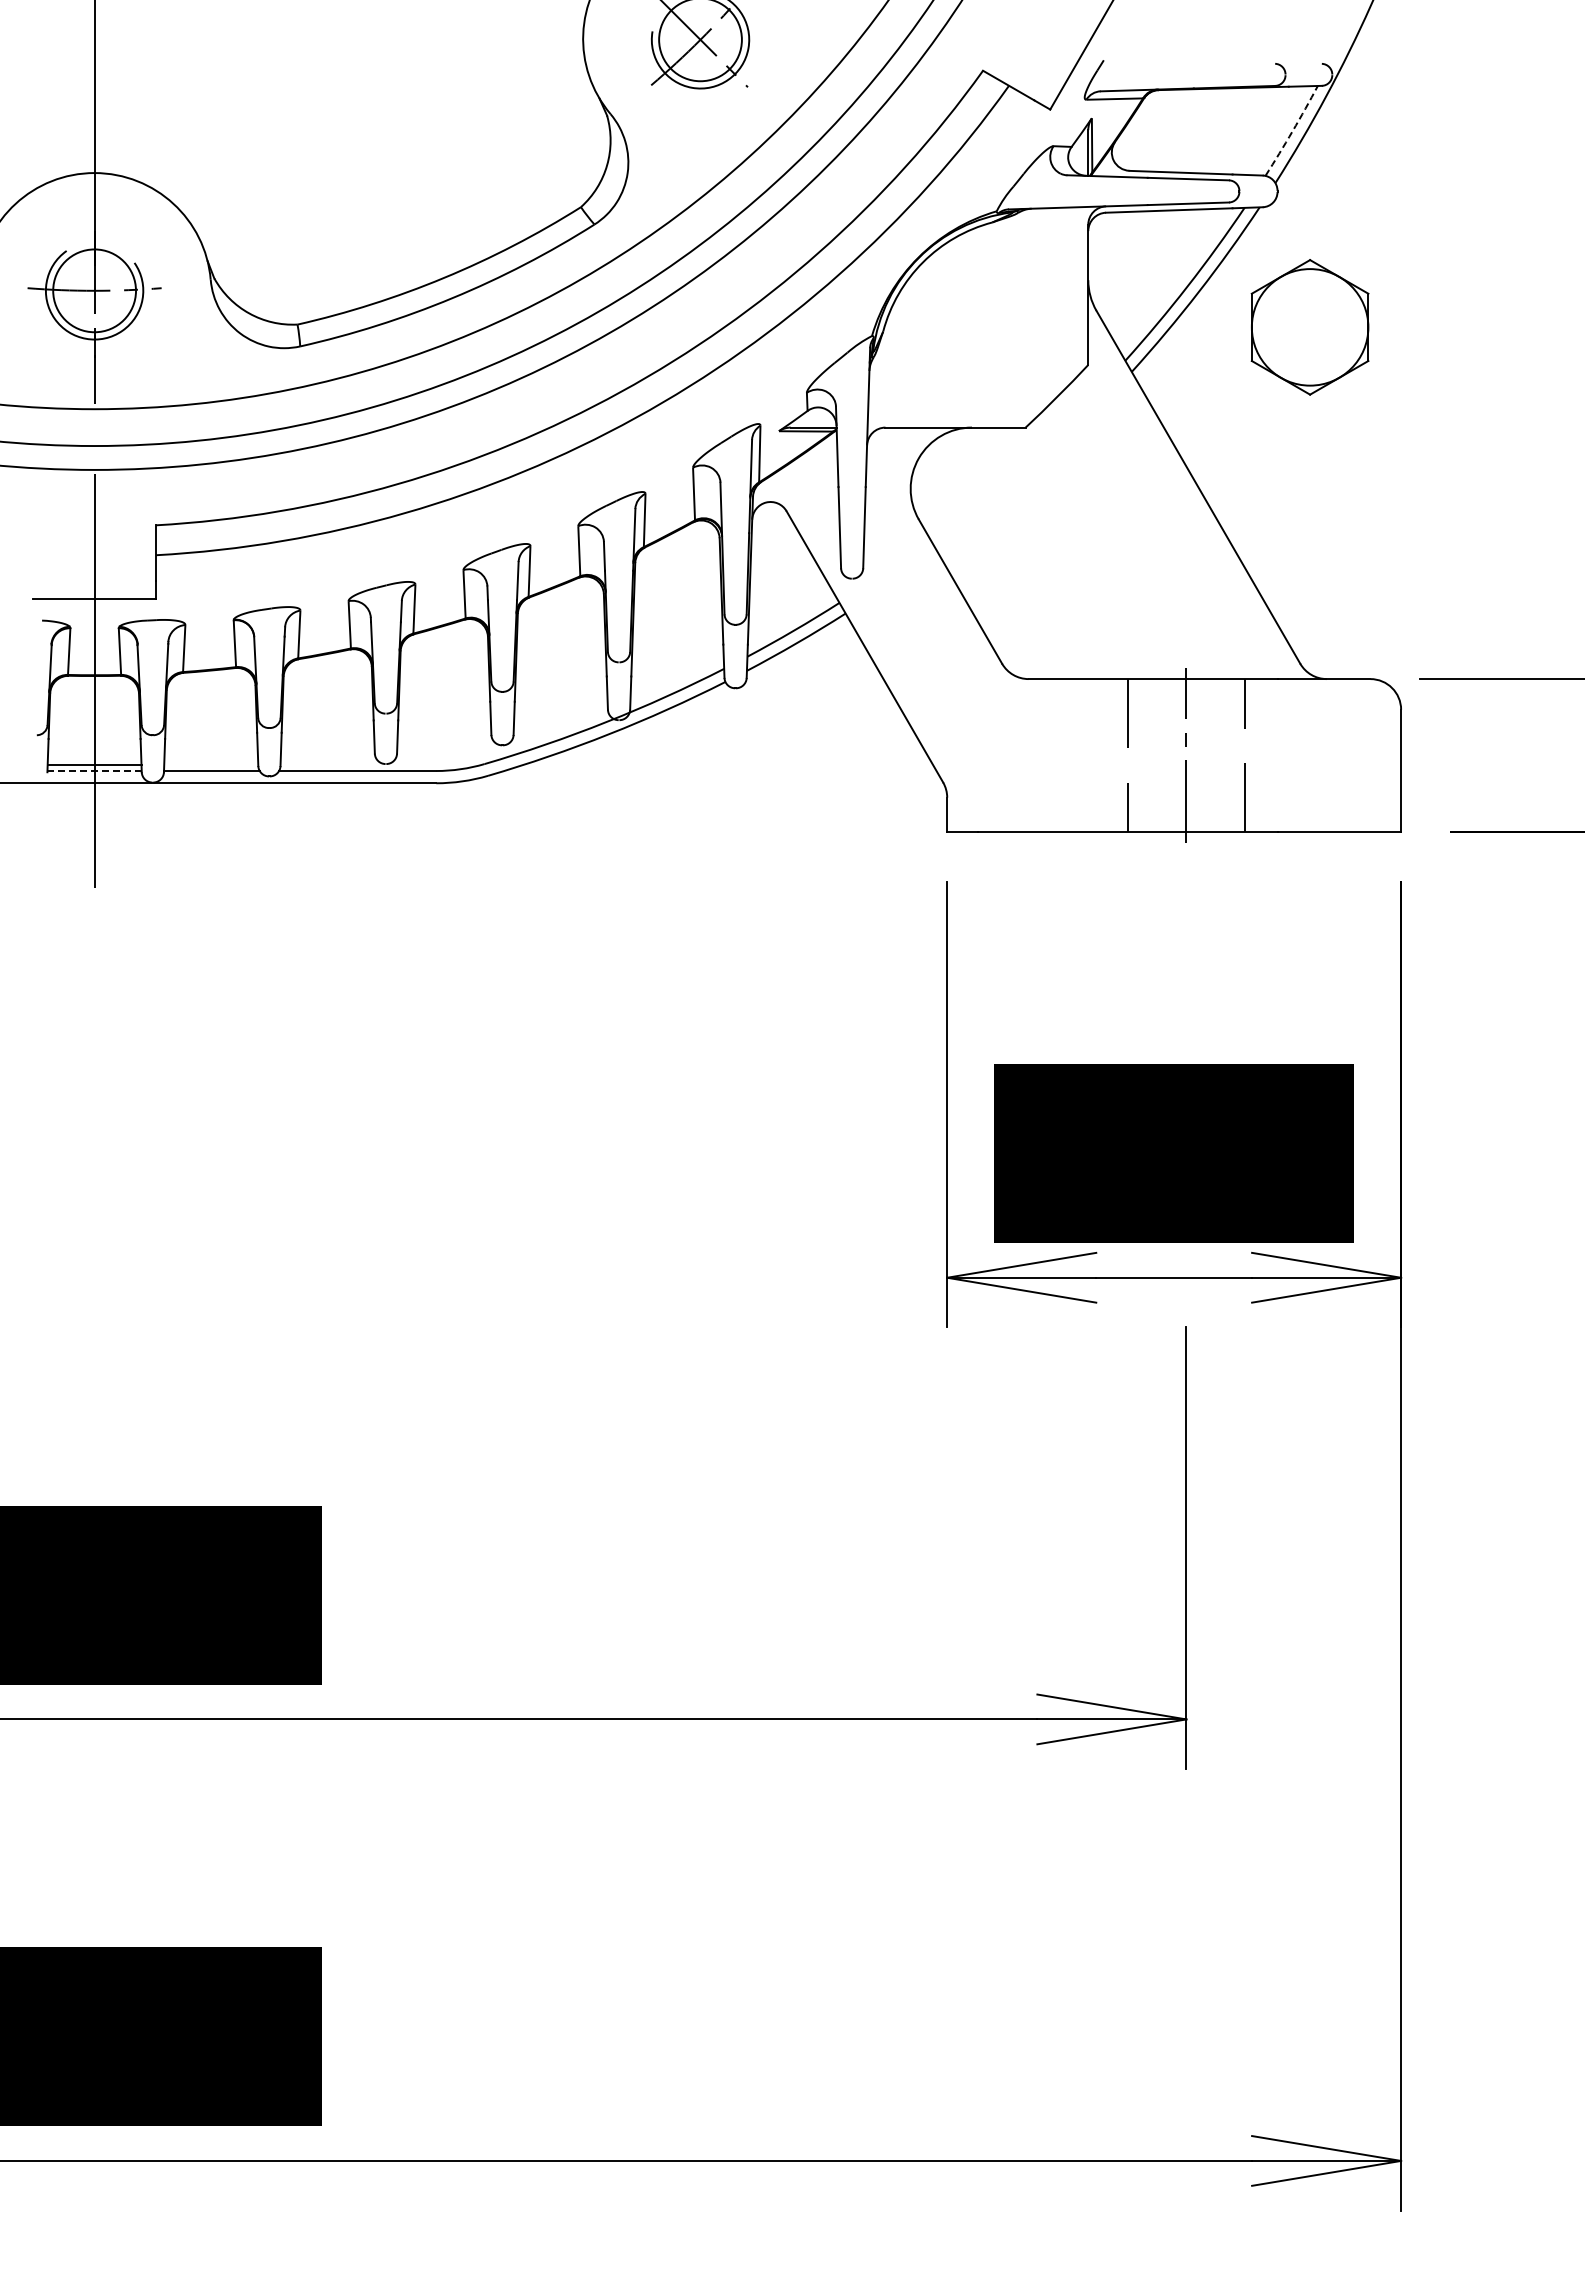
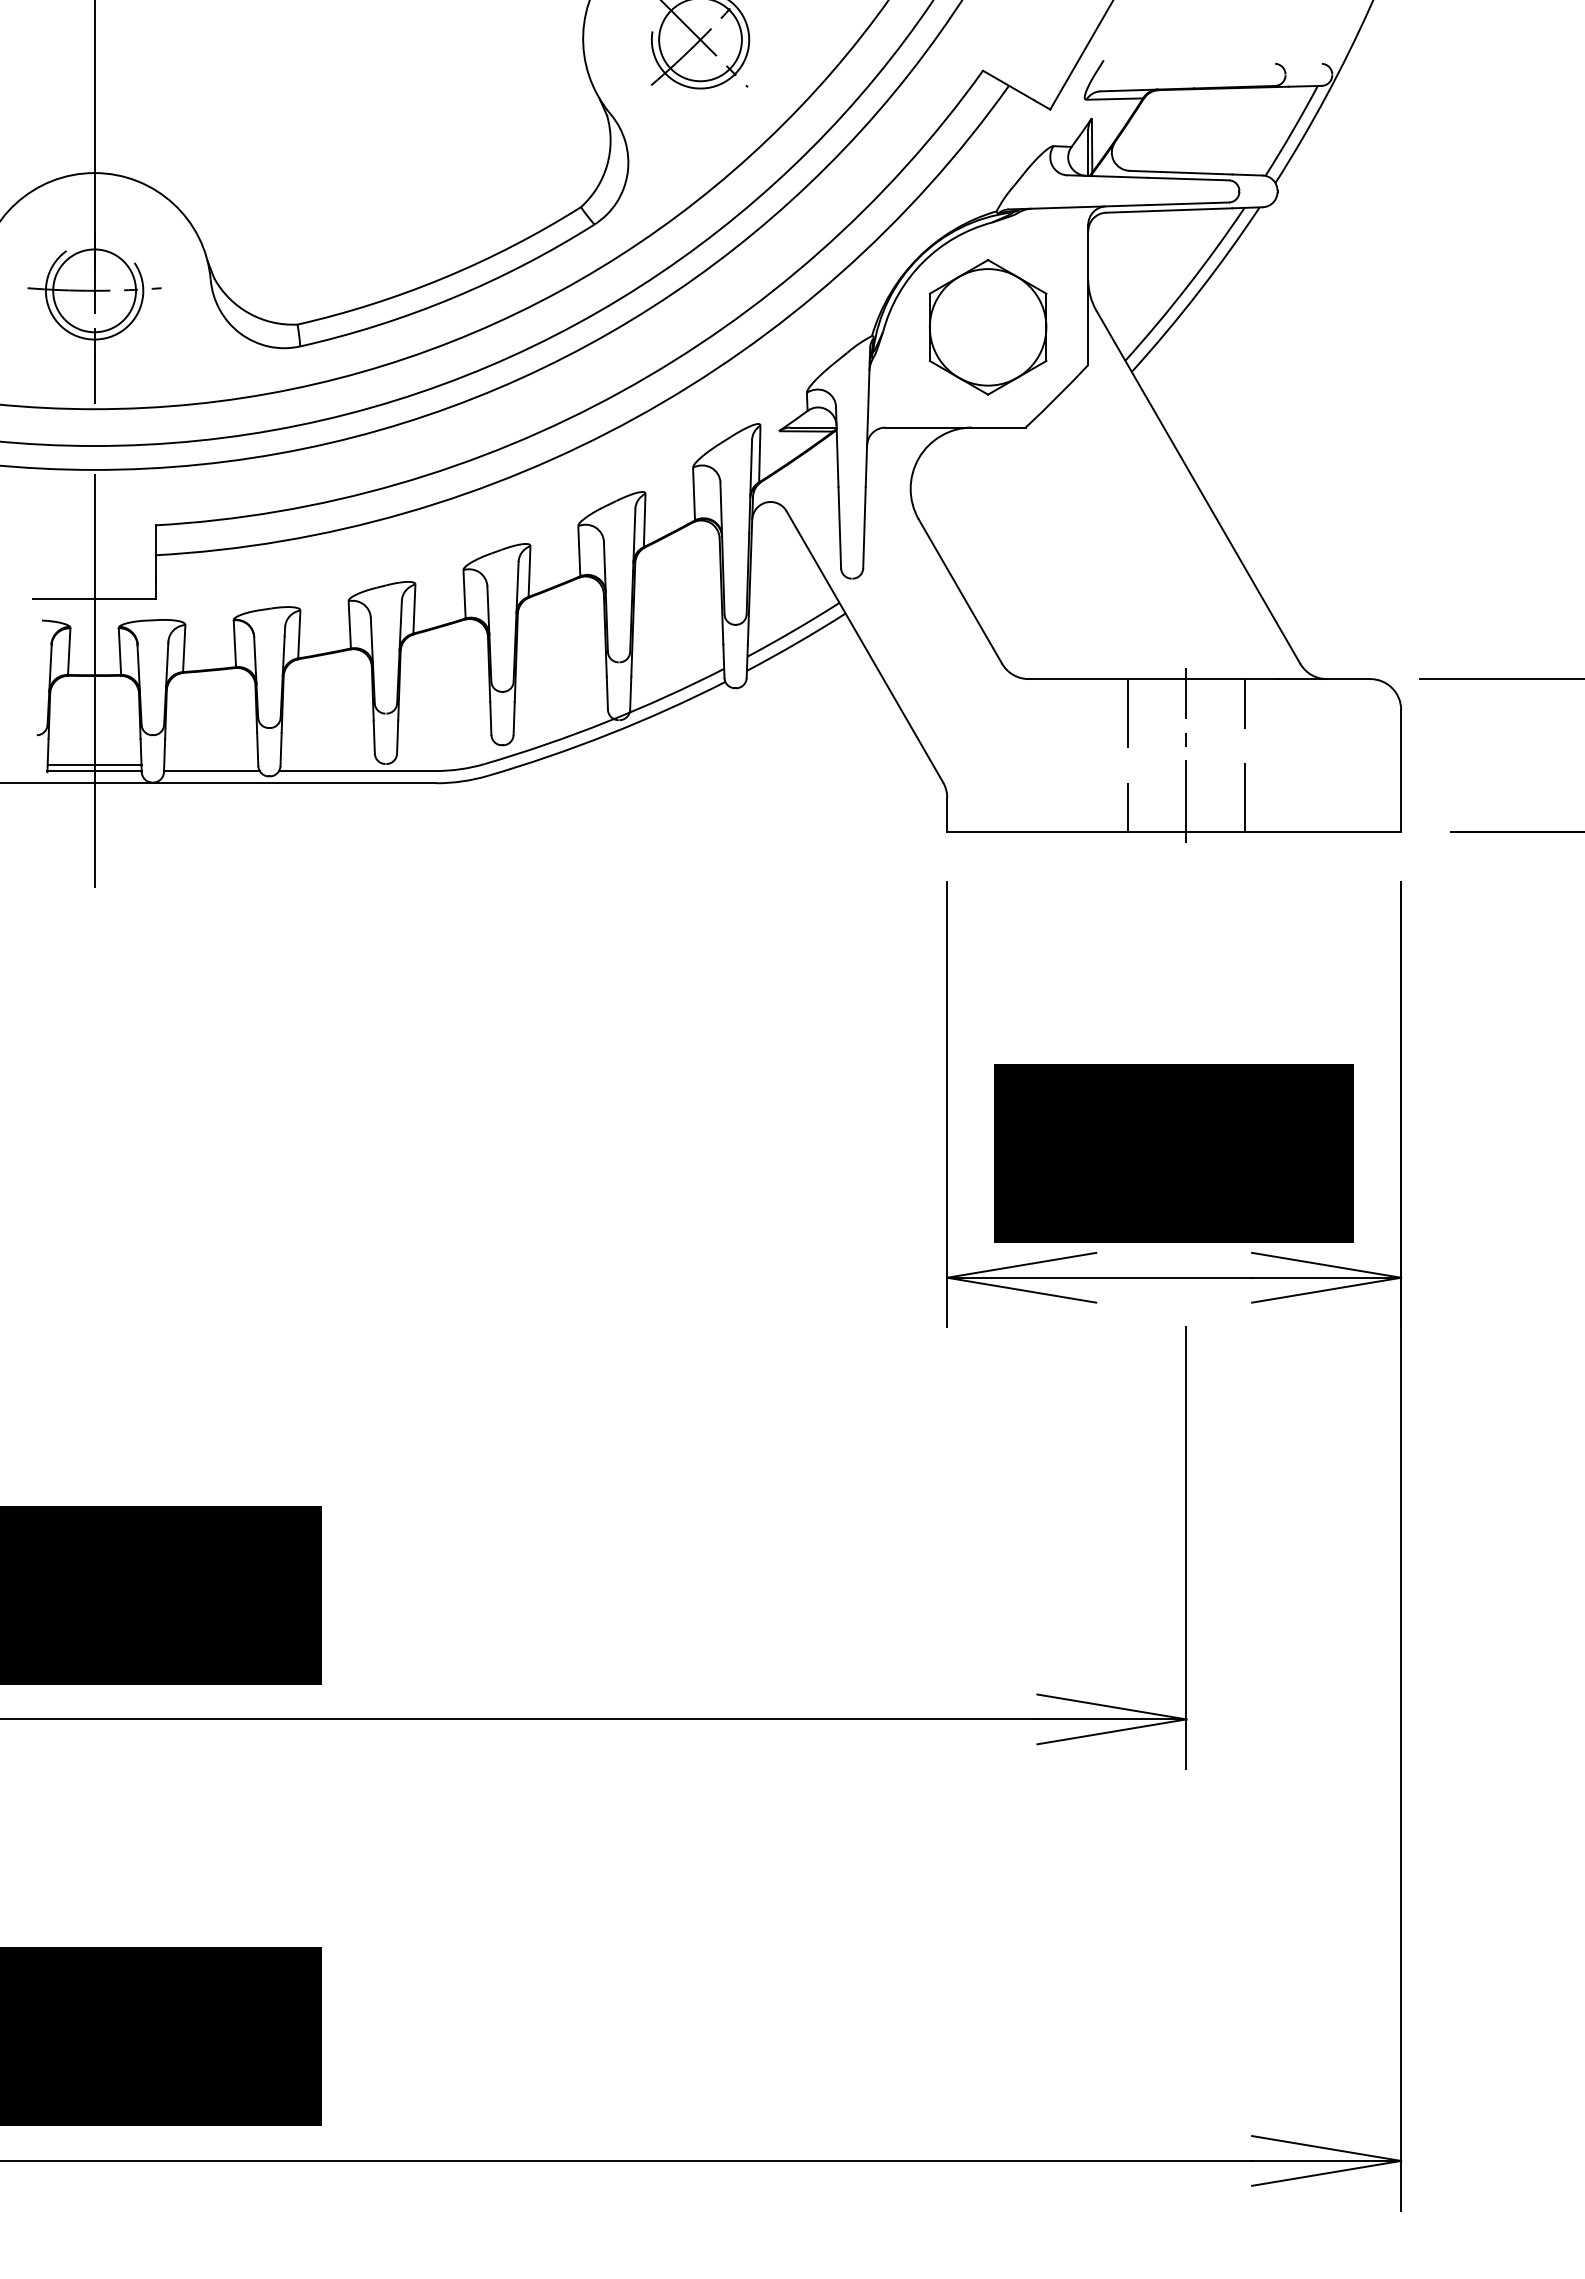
arc: dashed -> solid (1292, 131)
part position: (1309, 327) -> (987, 327) (987, 327)
line: dashed -> solid (95, 771)
